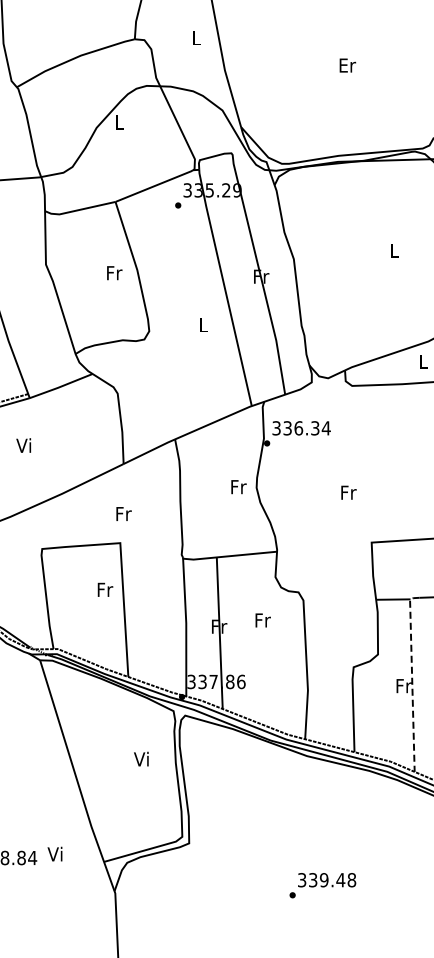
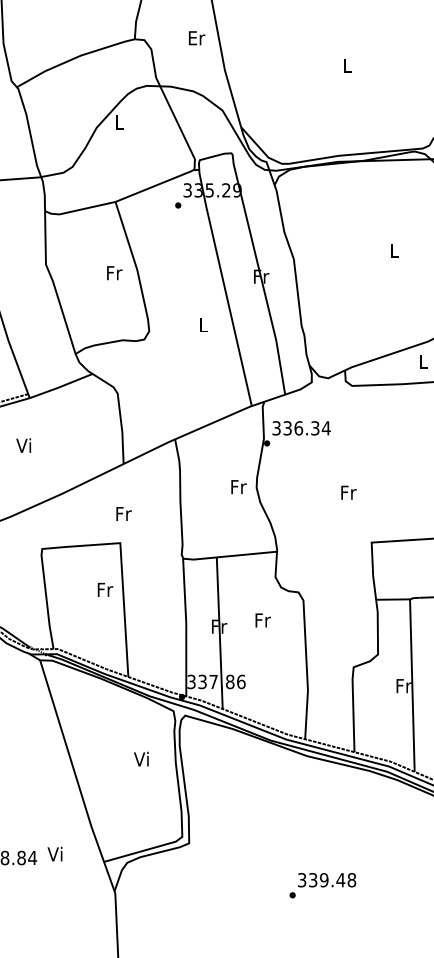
text: L -> Er (197, 38)
text: Er -> L (347, 65)
line: dashed -> solid (412, 679)
